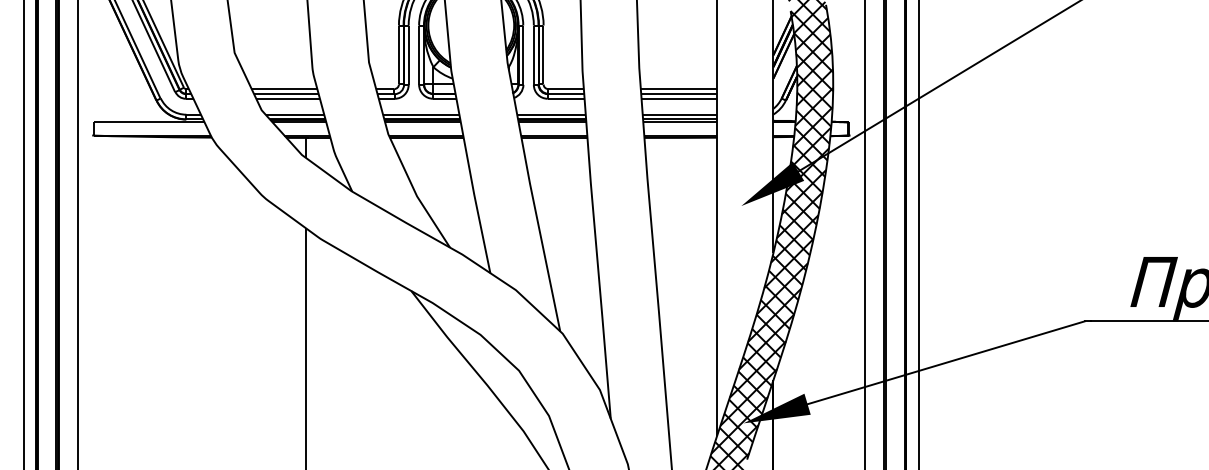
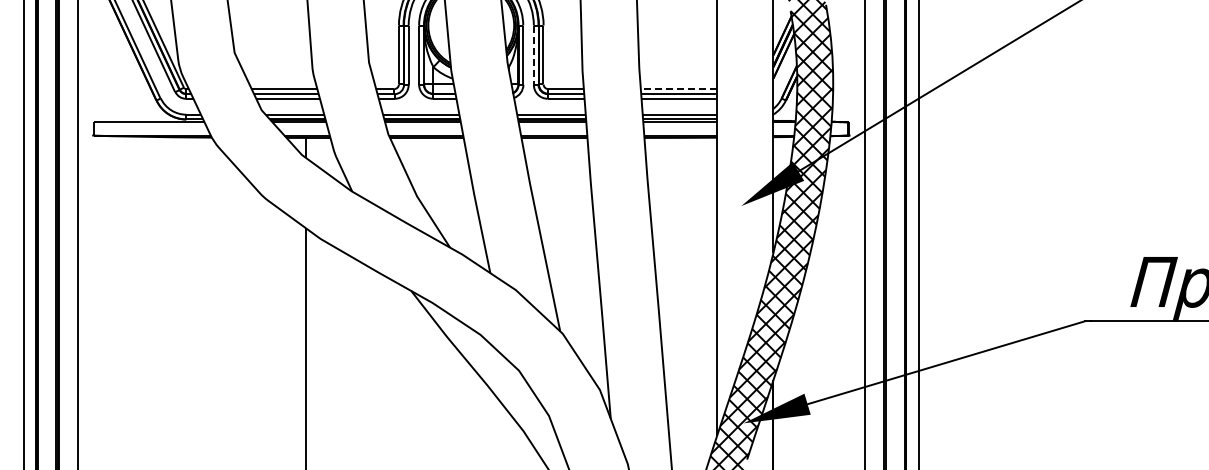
line: solid -> dashed (533, 56)
line: solid -> dashed (678, 89)
